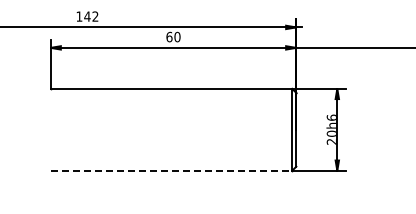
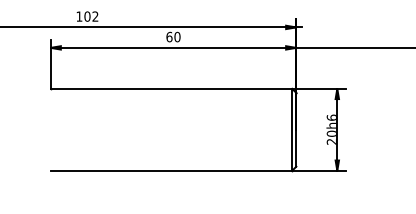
text: 142 -> 102 (87, 16)
line: dashed -> solid (171, 170)
